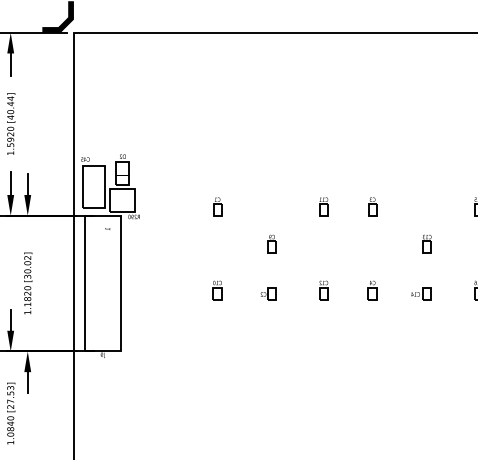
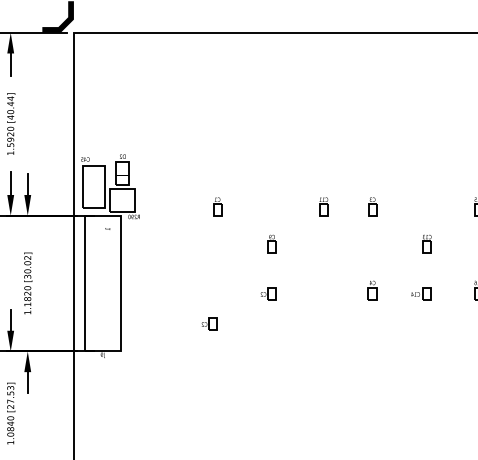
part: present -> none (217, 290)
part: present -> none (323, 290)
part: none -> present (209, 323)
